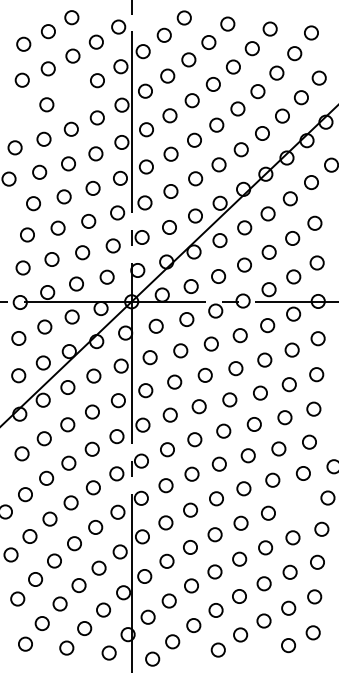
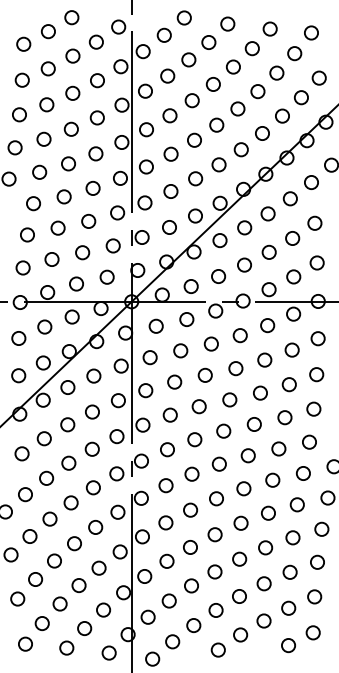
circle: none -> present (72, 92)
circle: none -> present (19, 114)
circle: none -> present (296, 504)
